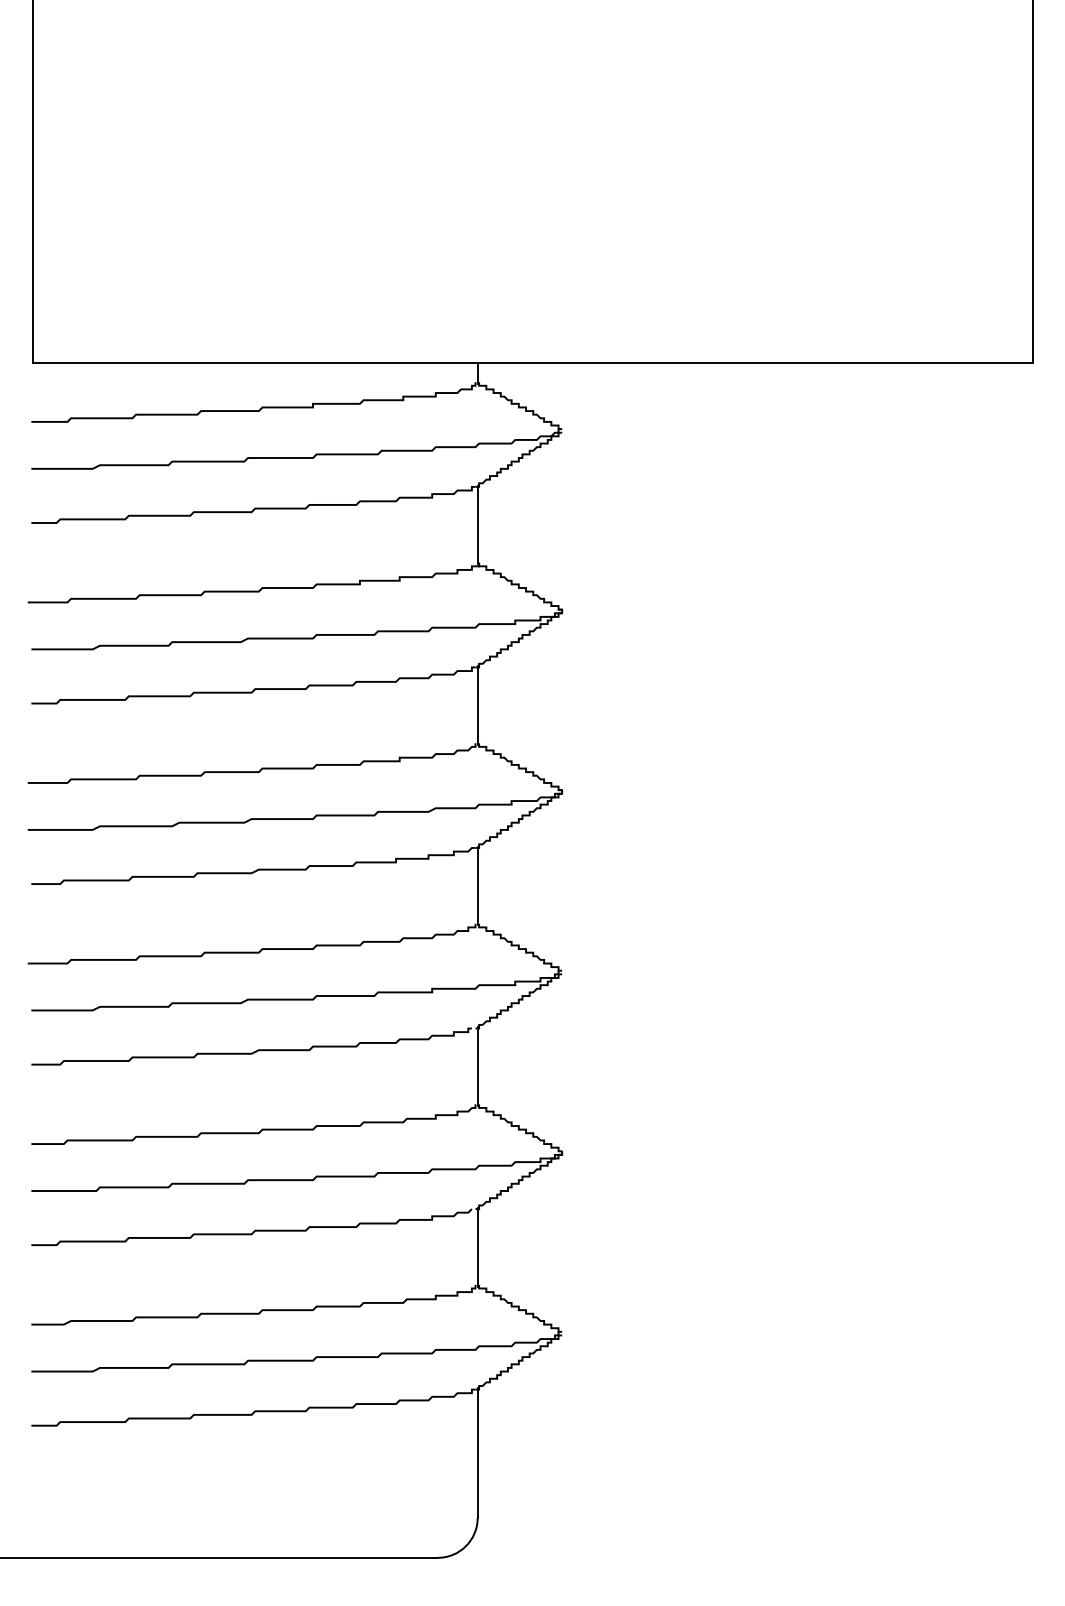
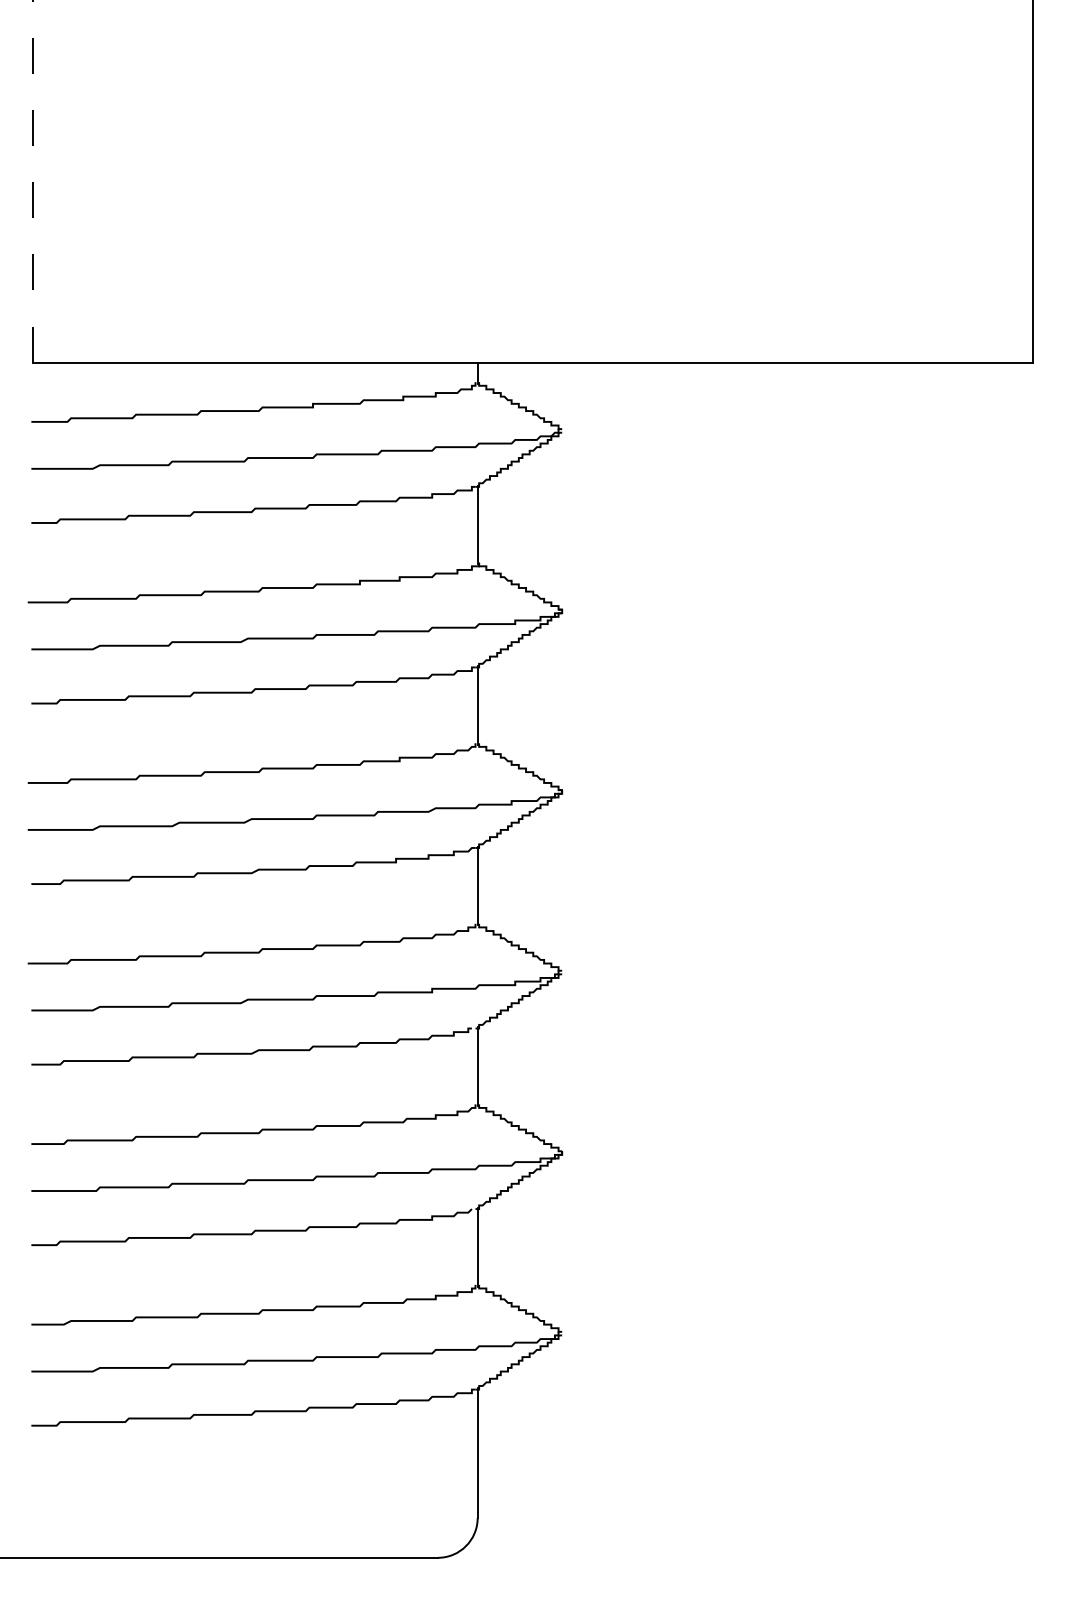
line: solid -> dashed (32, 181)
